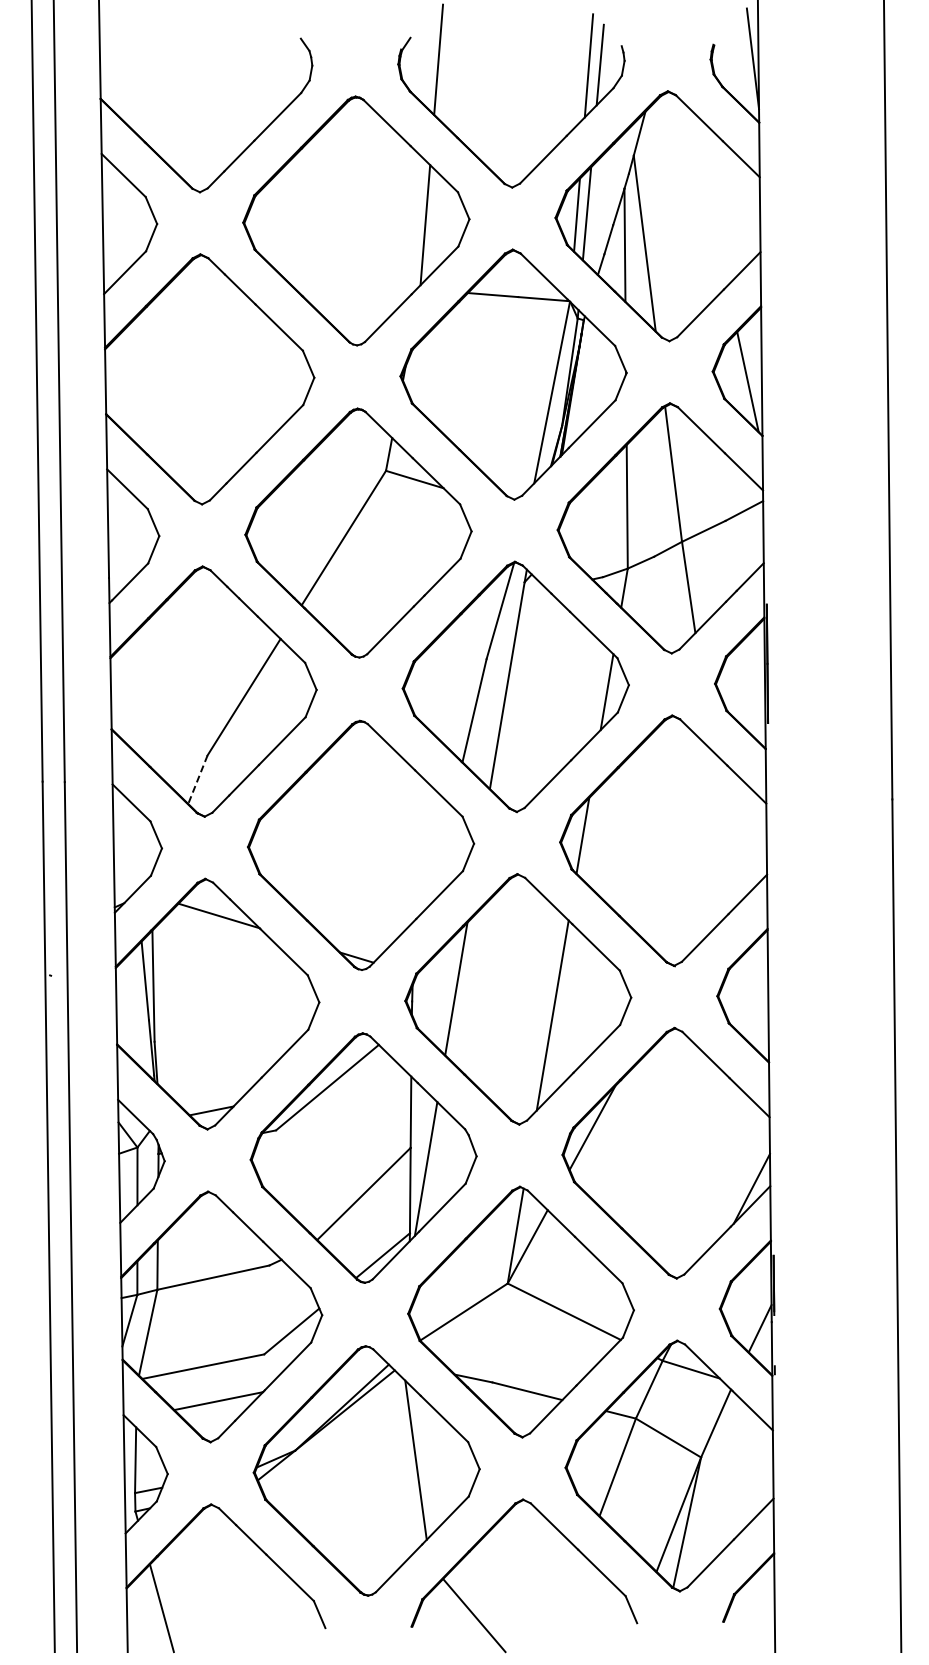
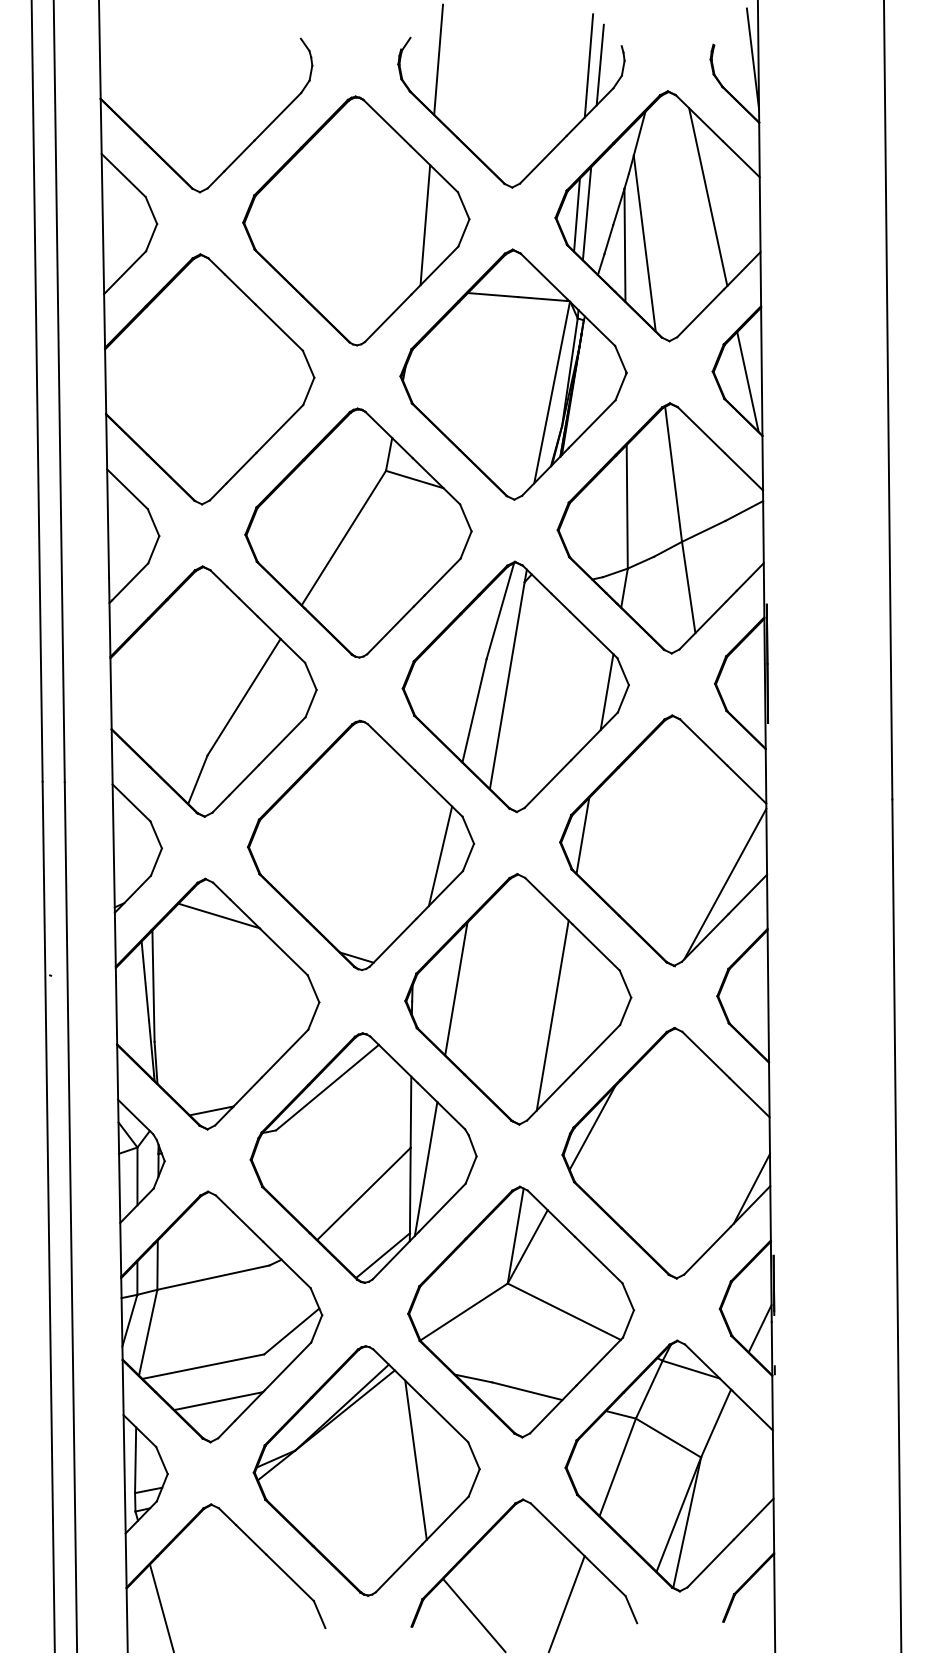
line: none -> present (708, 197)
line: dashed -> solid (197, 780)
line: none -> present (440, 856)
line: none -> present (725, 883)
line: none -> present (566, 1604)
